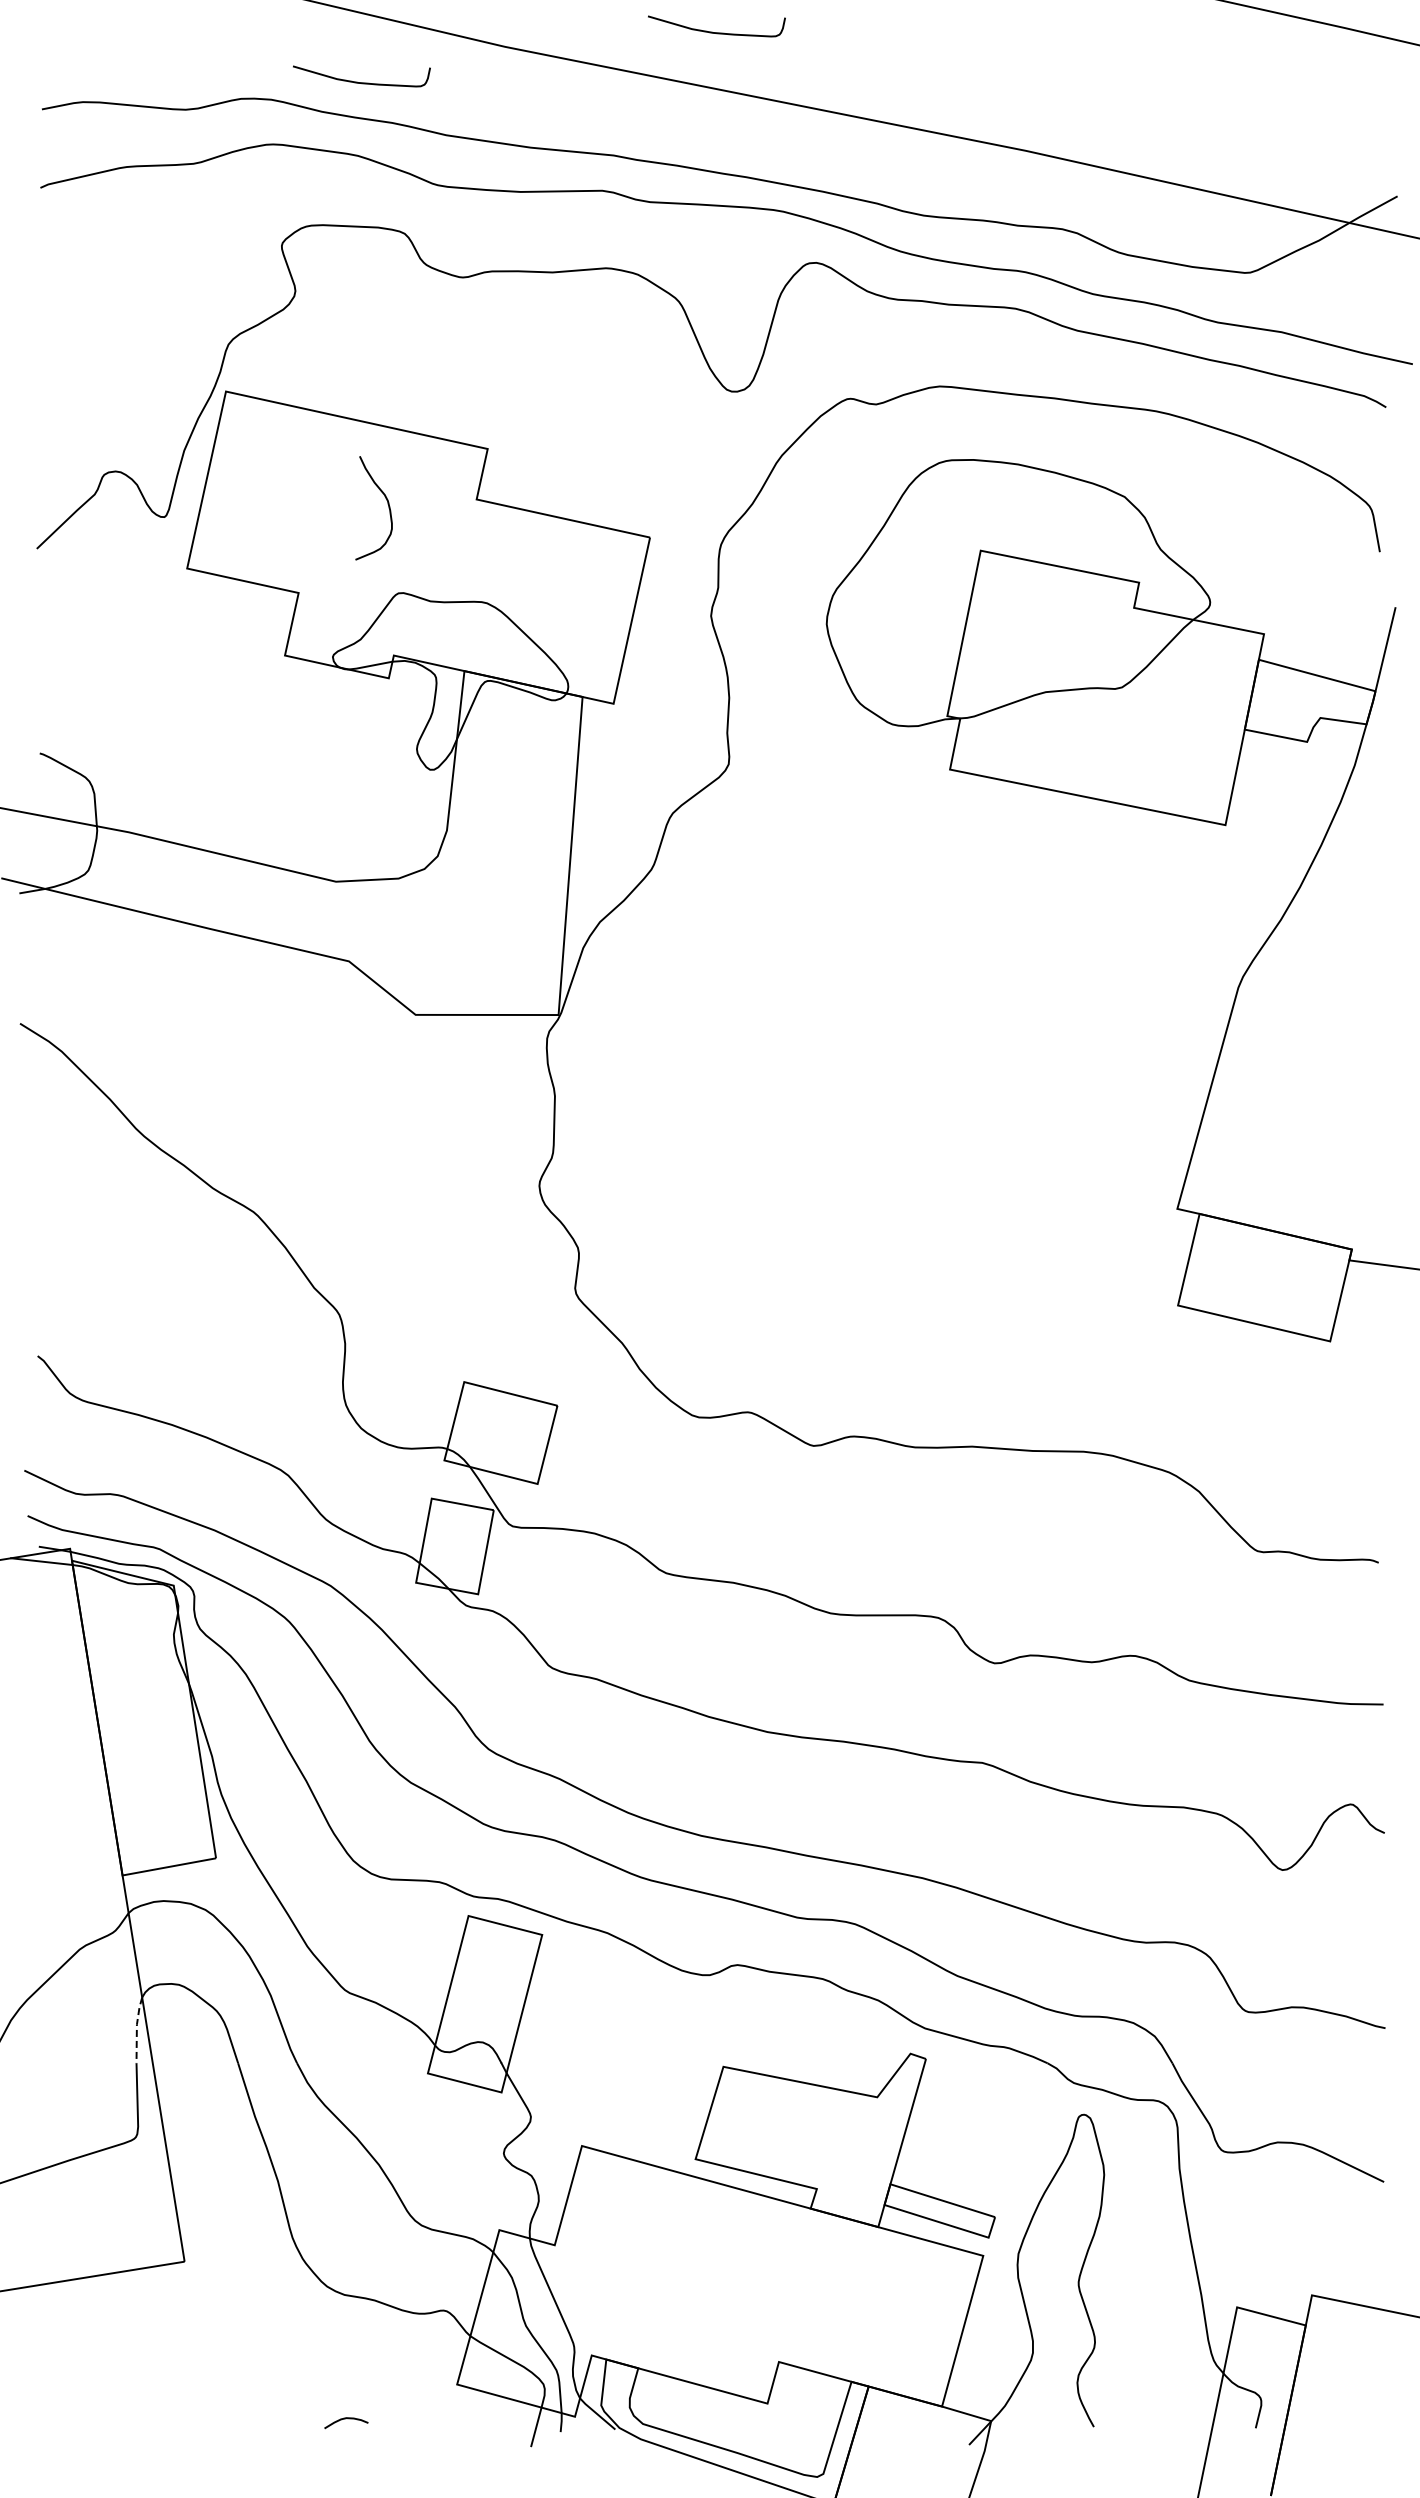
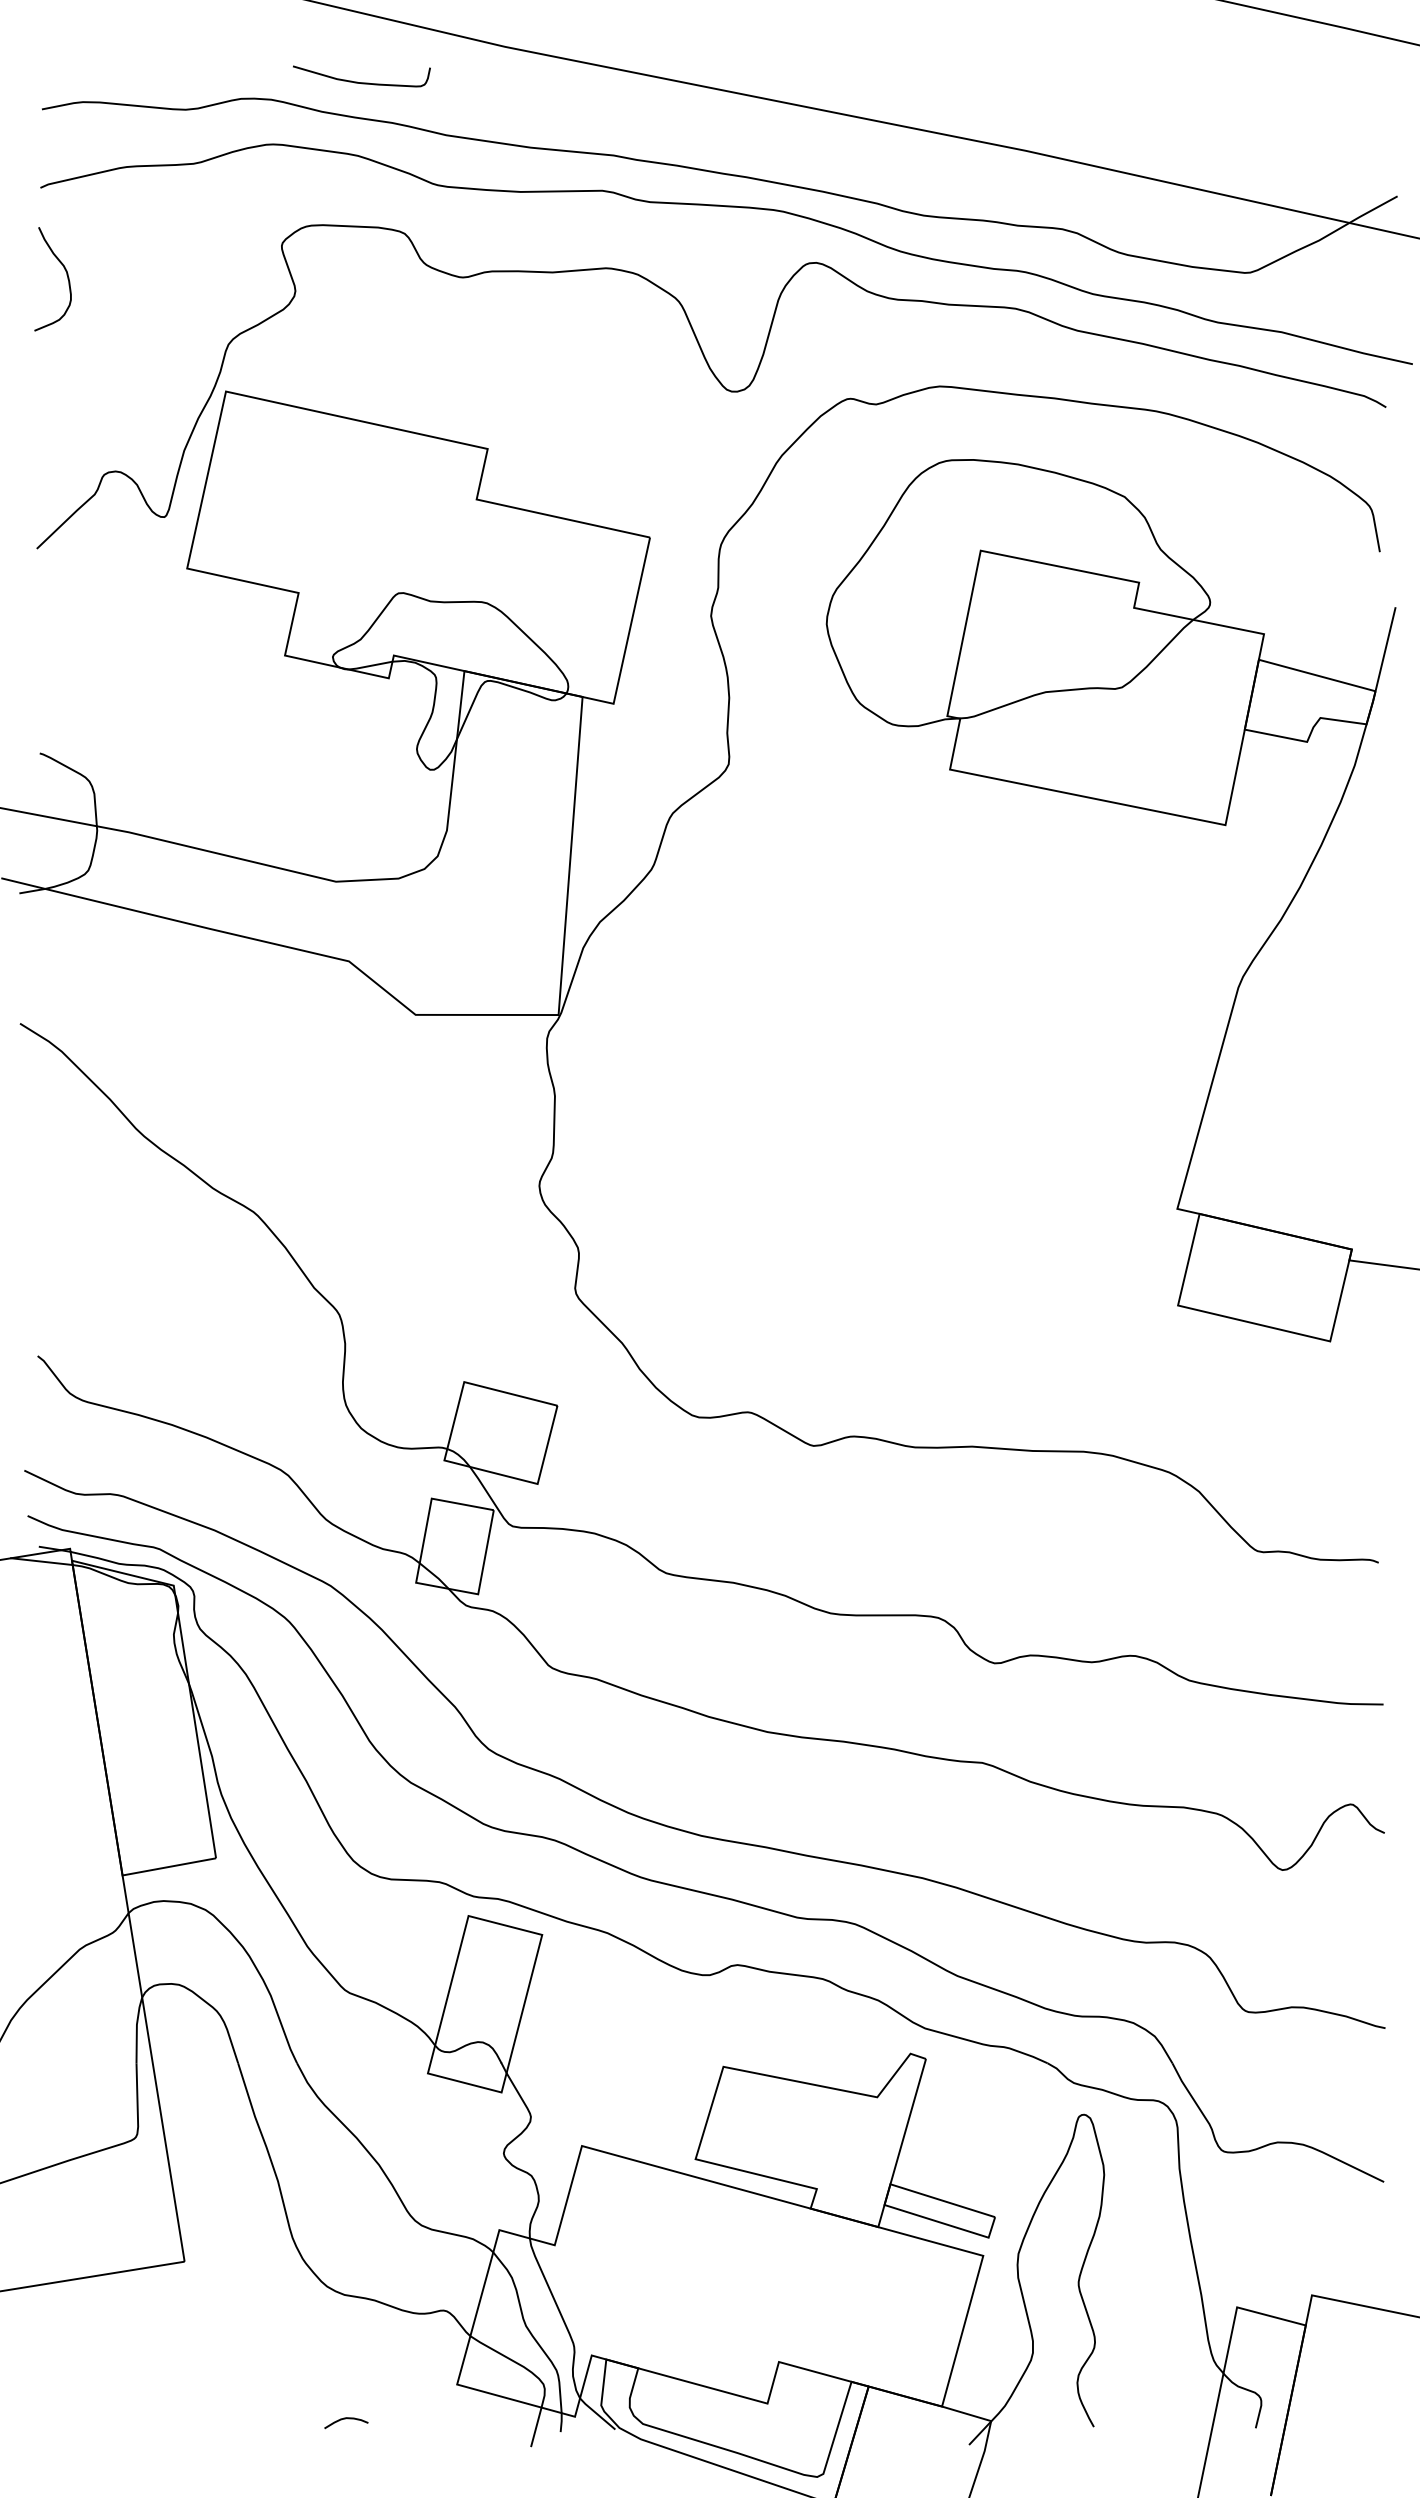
curve: present -> none (716, 32)
curve position: (387, 504) -> (66, 275) (66, 275)
line: dashed -> solid (136, 2028)
